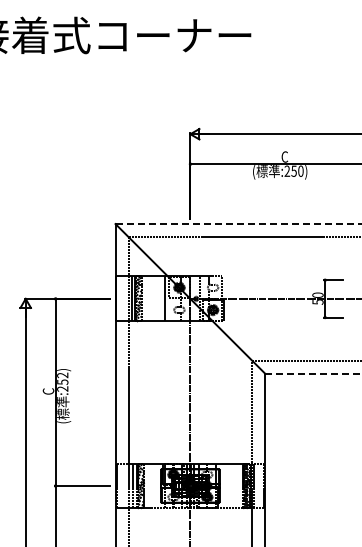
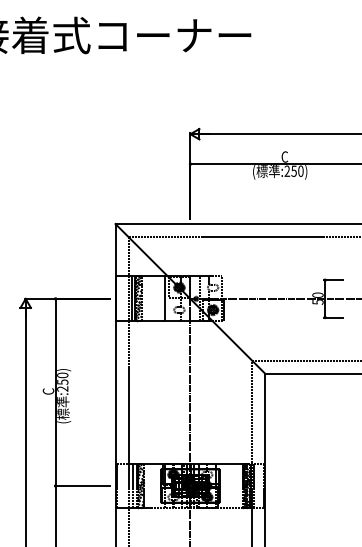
line: dashed -> solid (238, 224)
line: dashed -> solid (314, 373)
text: :252) -> :250) (62, 375)
